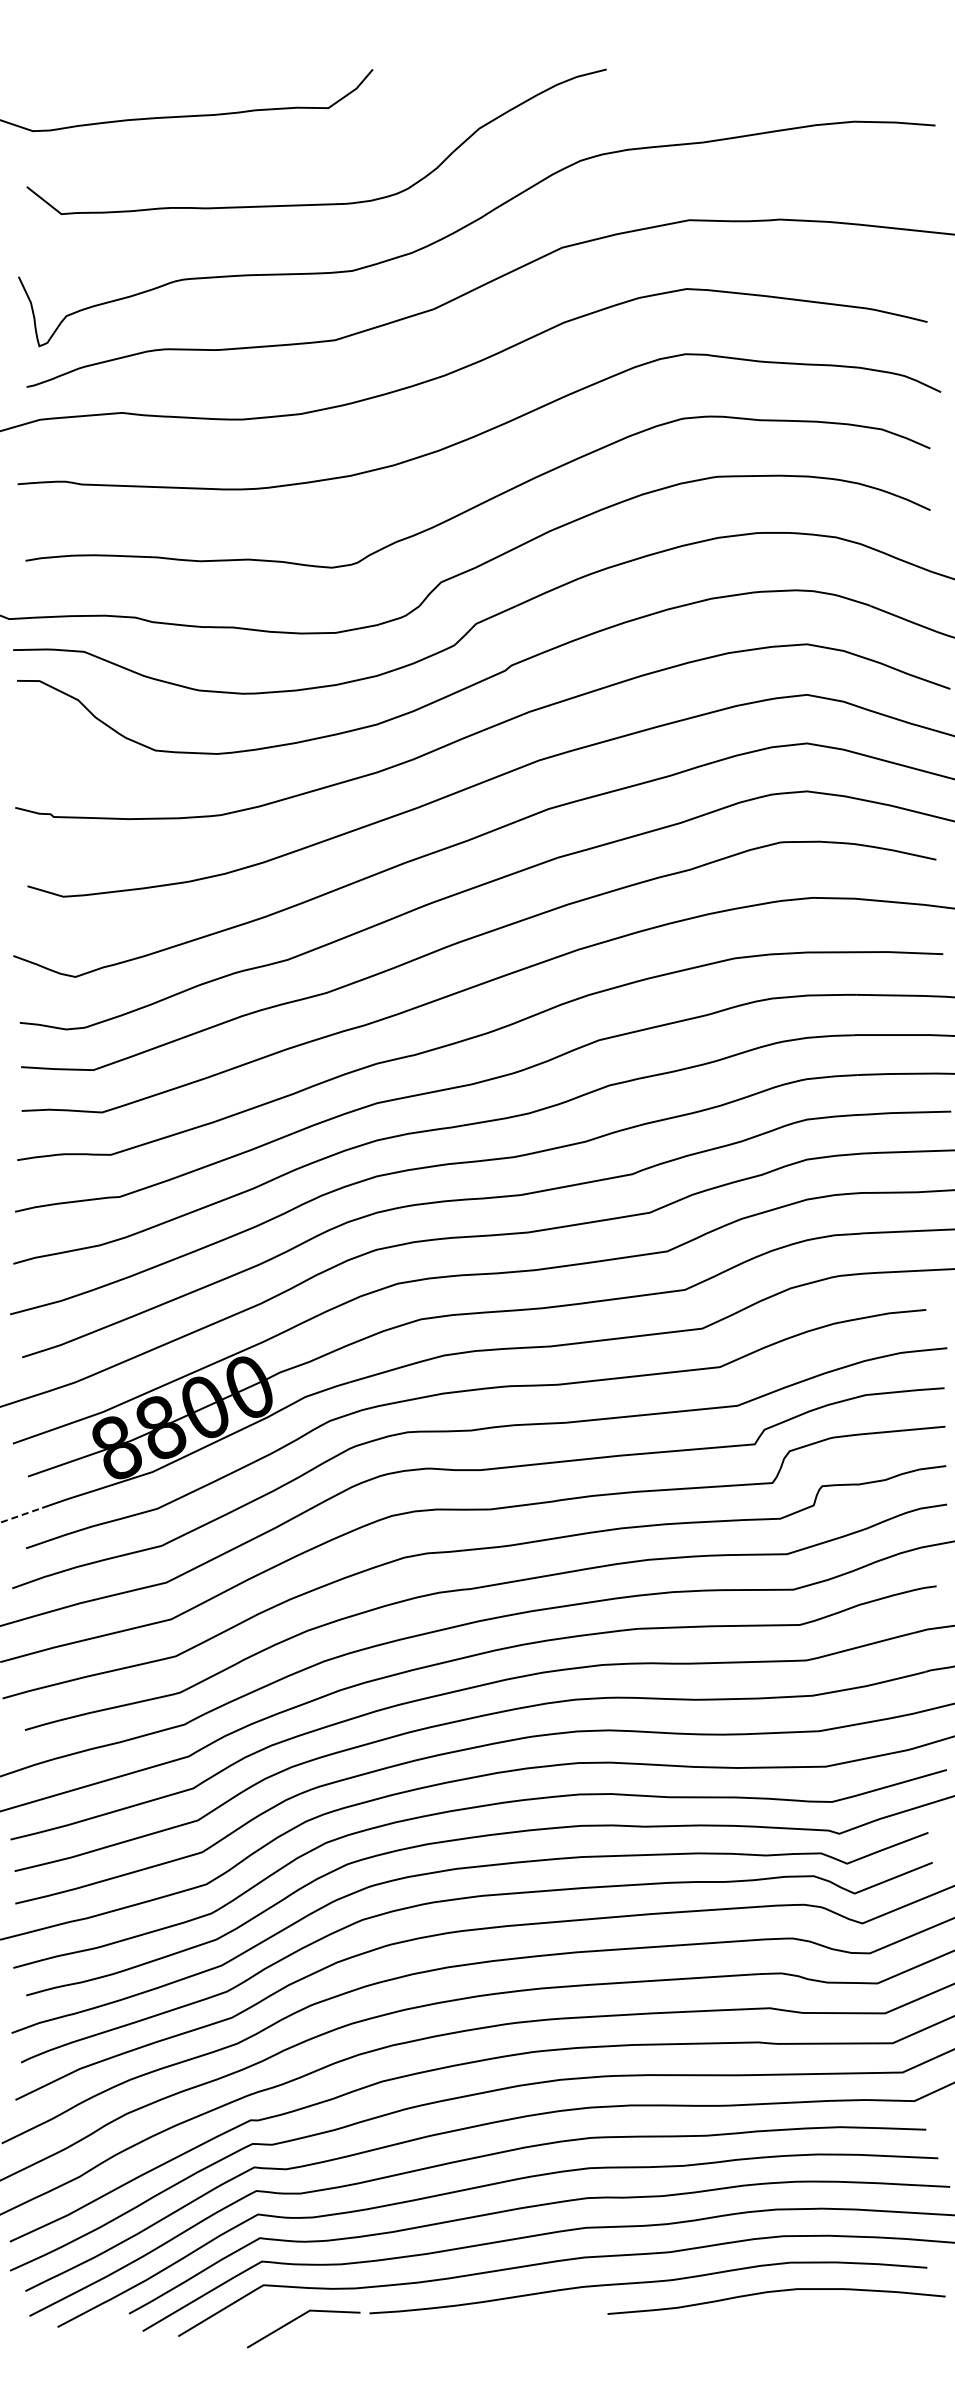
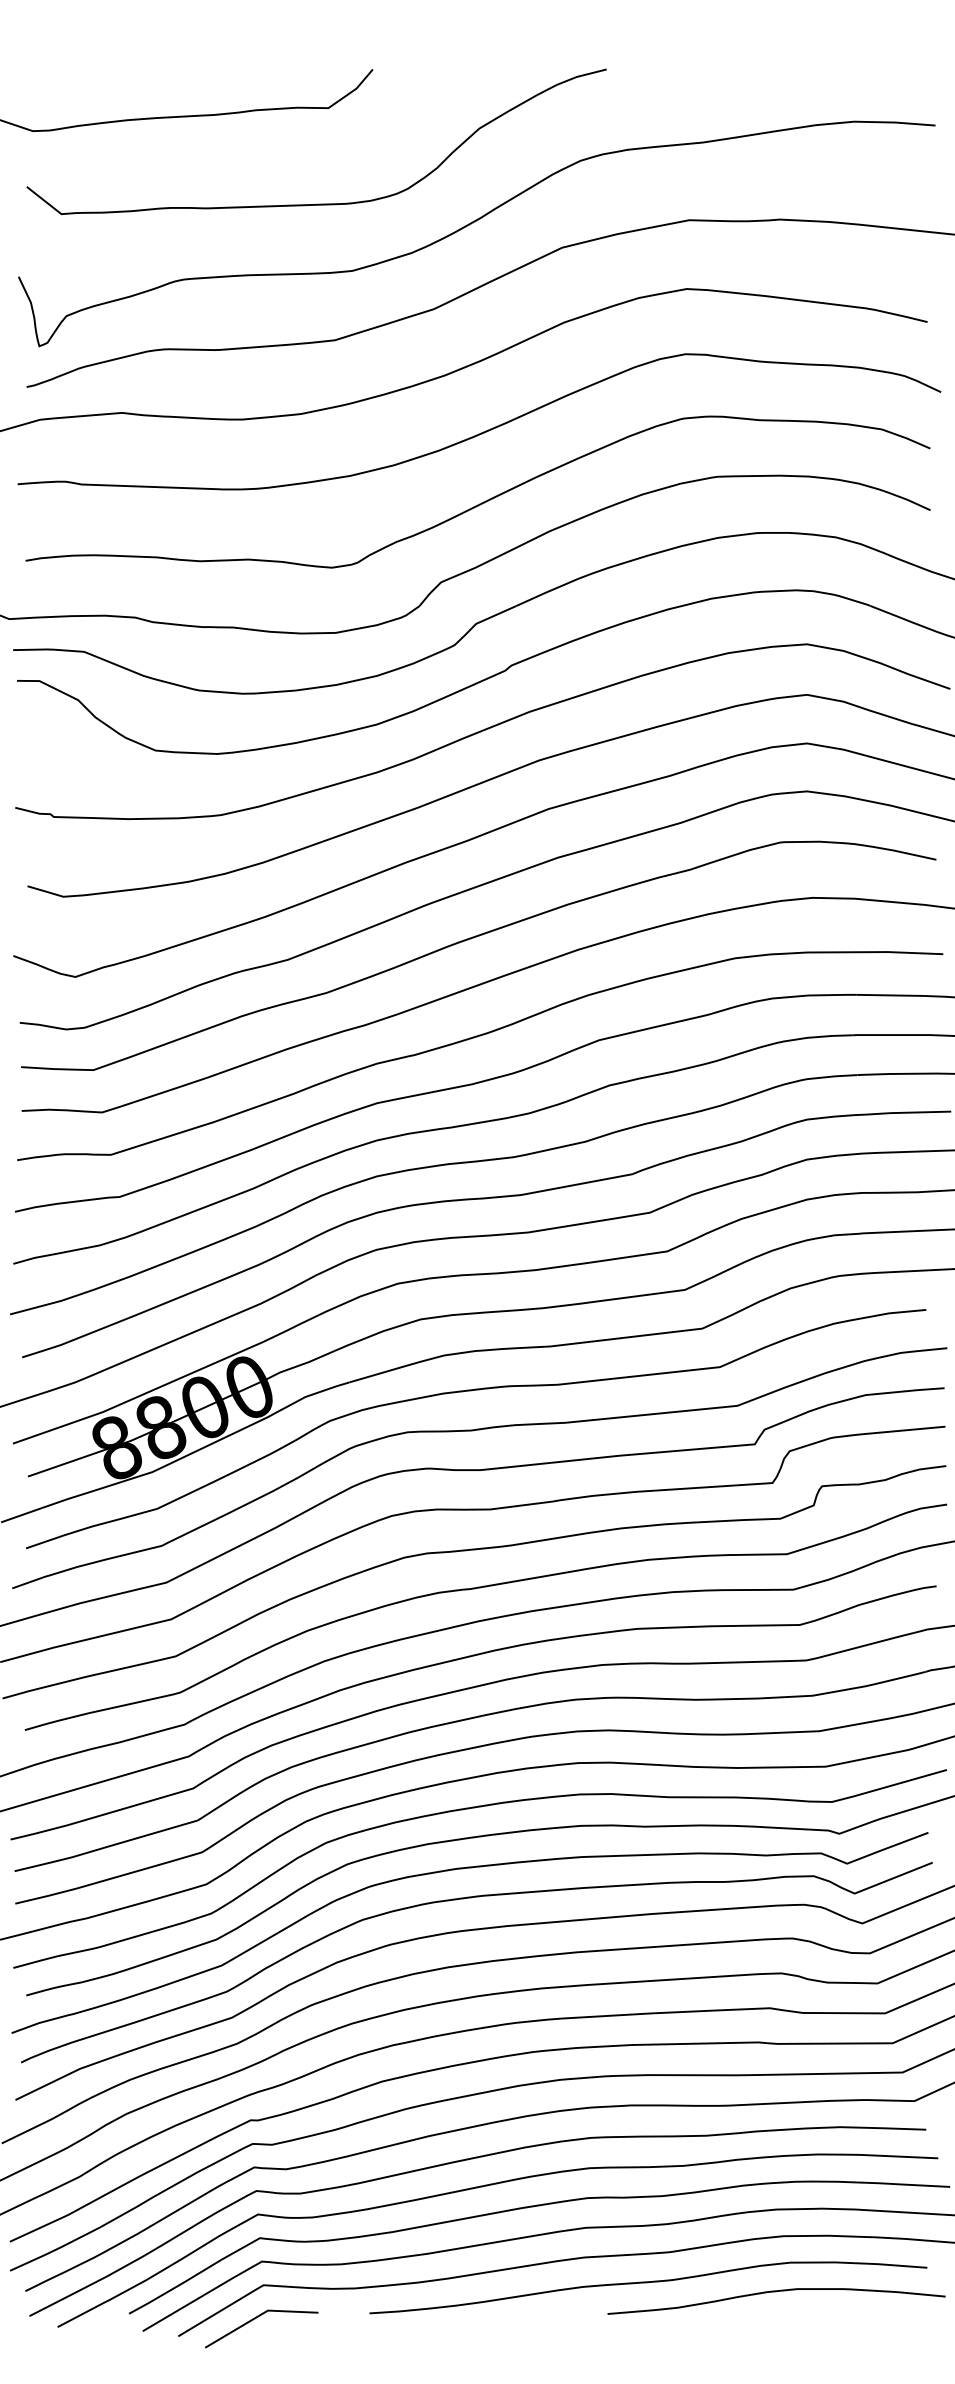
line: dashed -> solid (21, 1515)
line position: (297, 2319) -> (255, 2319) (255, 2319)
